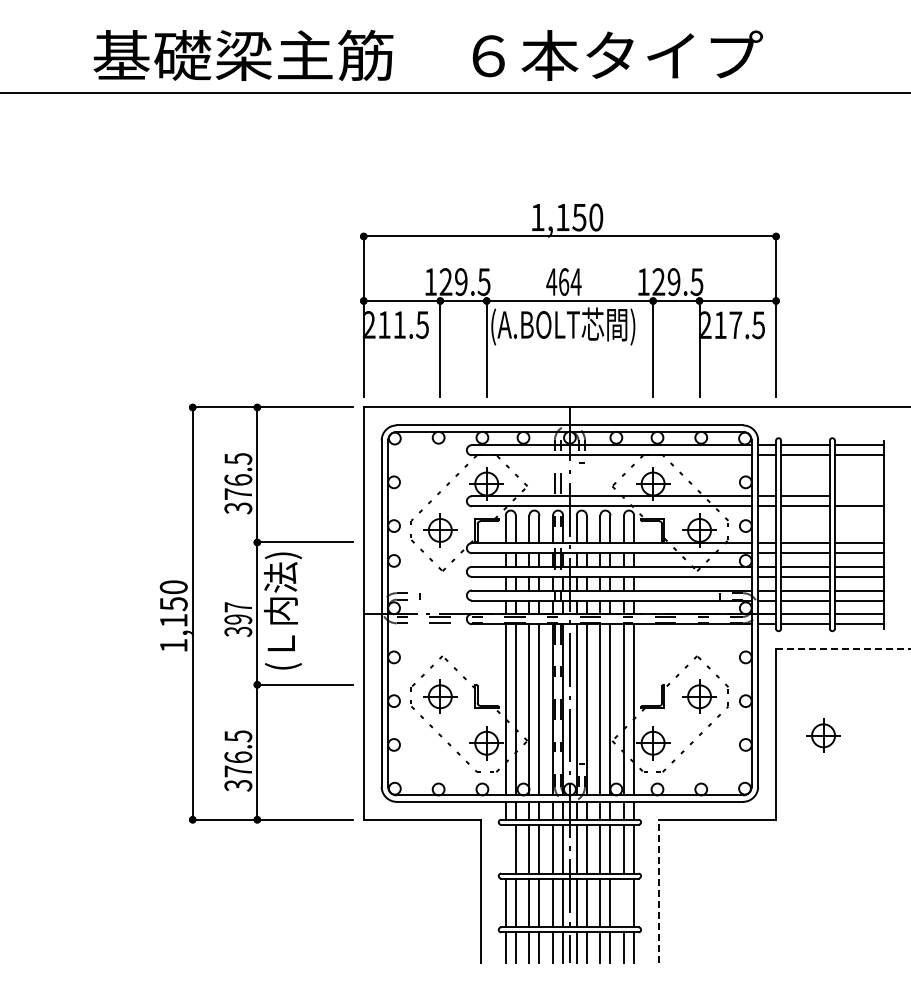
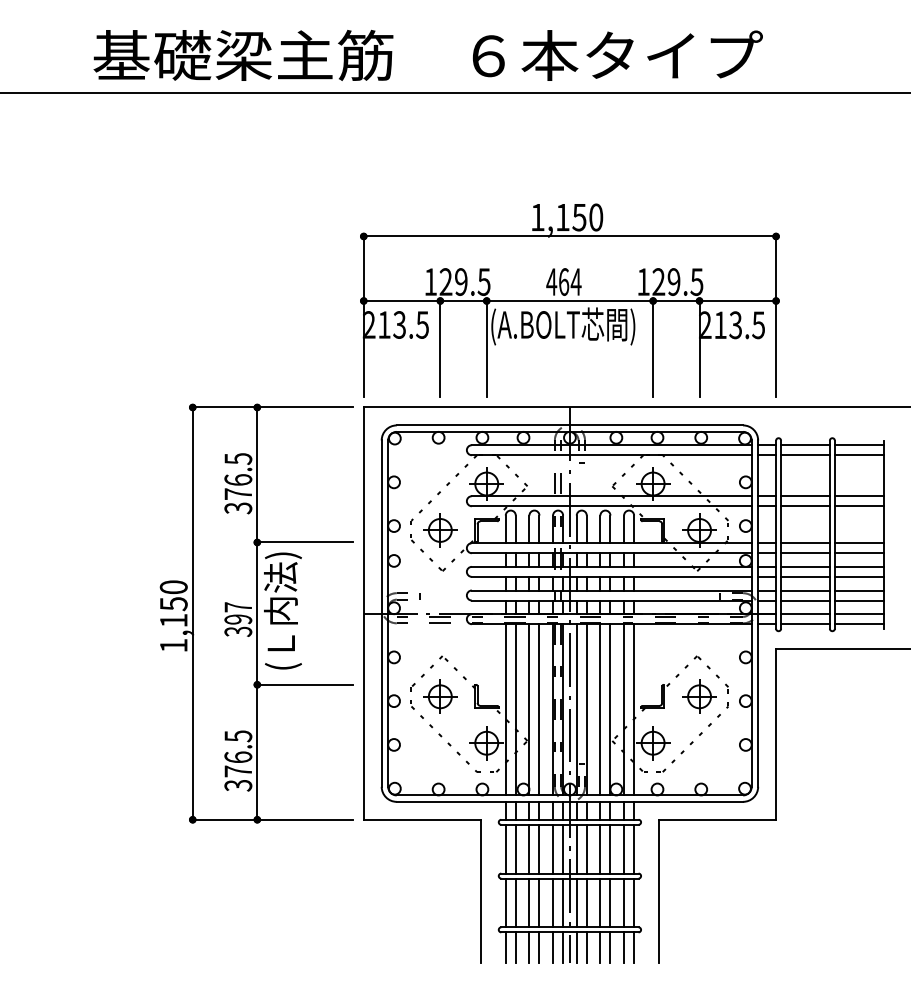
text: 211.5 -> 213.5 (399, 324)
text: 217.5 -> 213.5 (735, 325)
line: none -> present (858, 496)
line: dashed -> solid (843, 649)
part: present -> none (823, 735)
line: none -> present (505, 848)
line: dashed -> solid (659, 891)
line: none -> present (624, 902)
